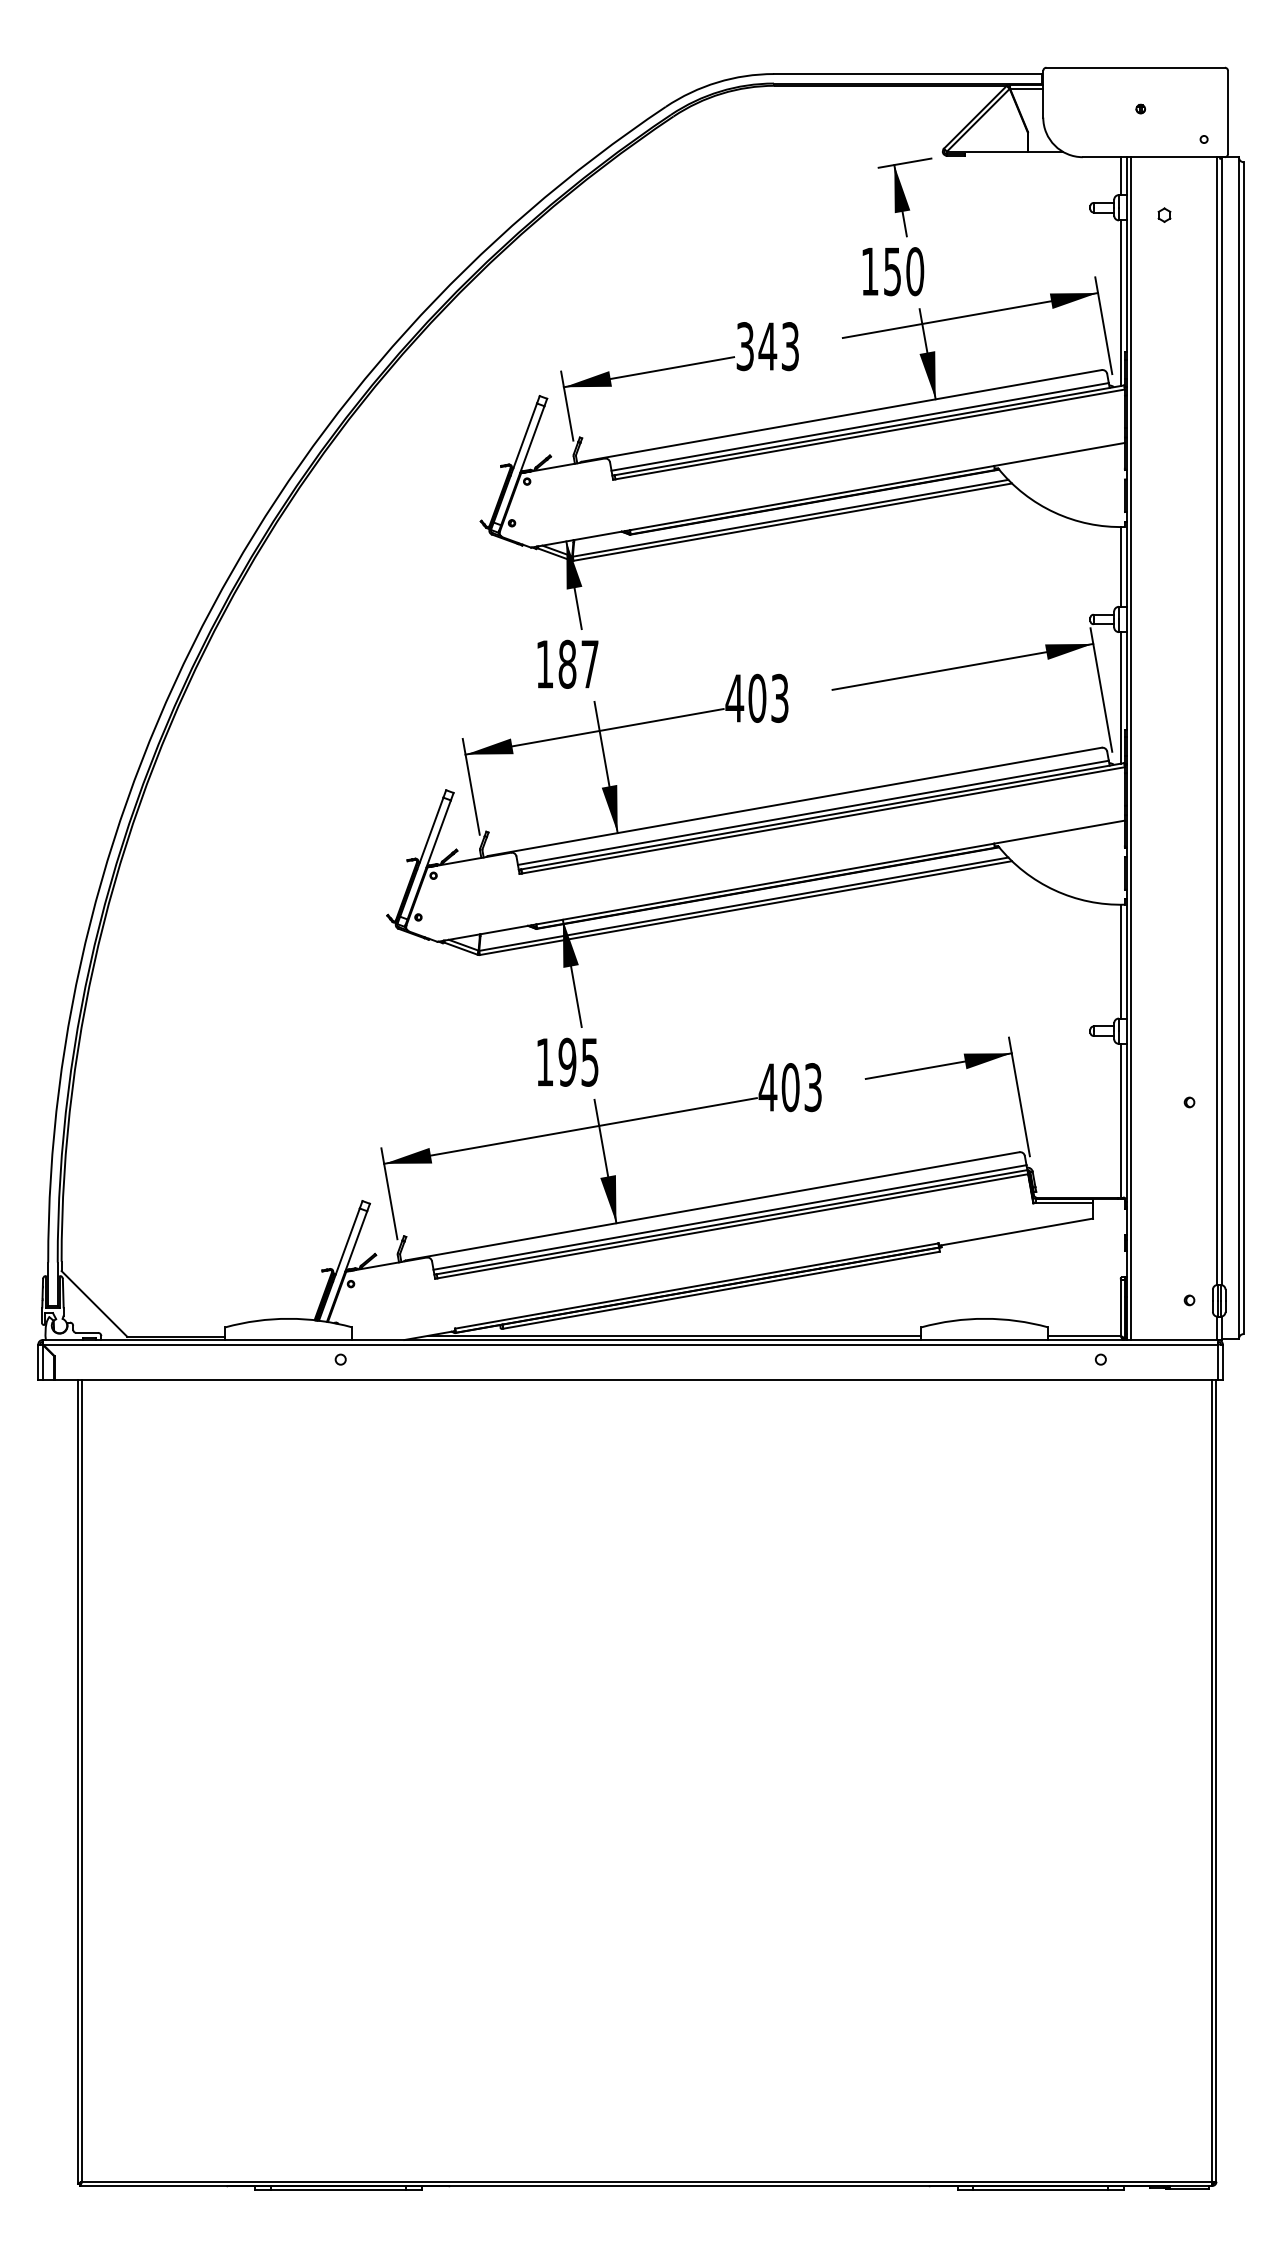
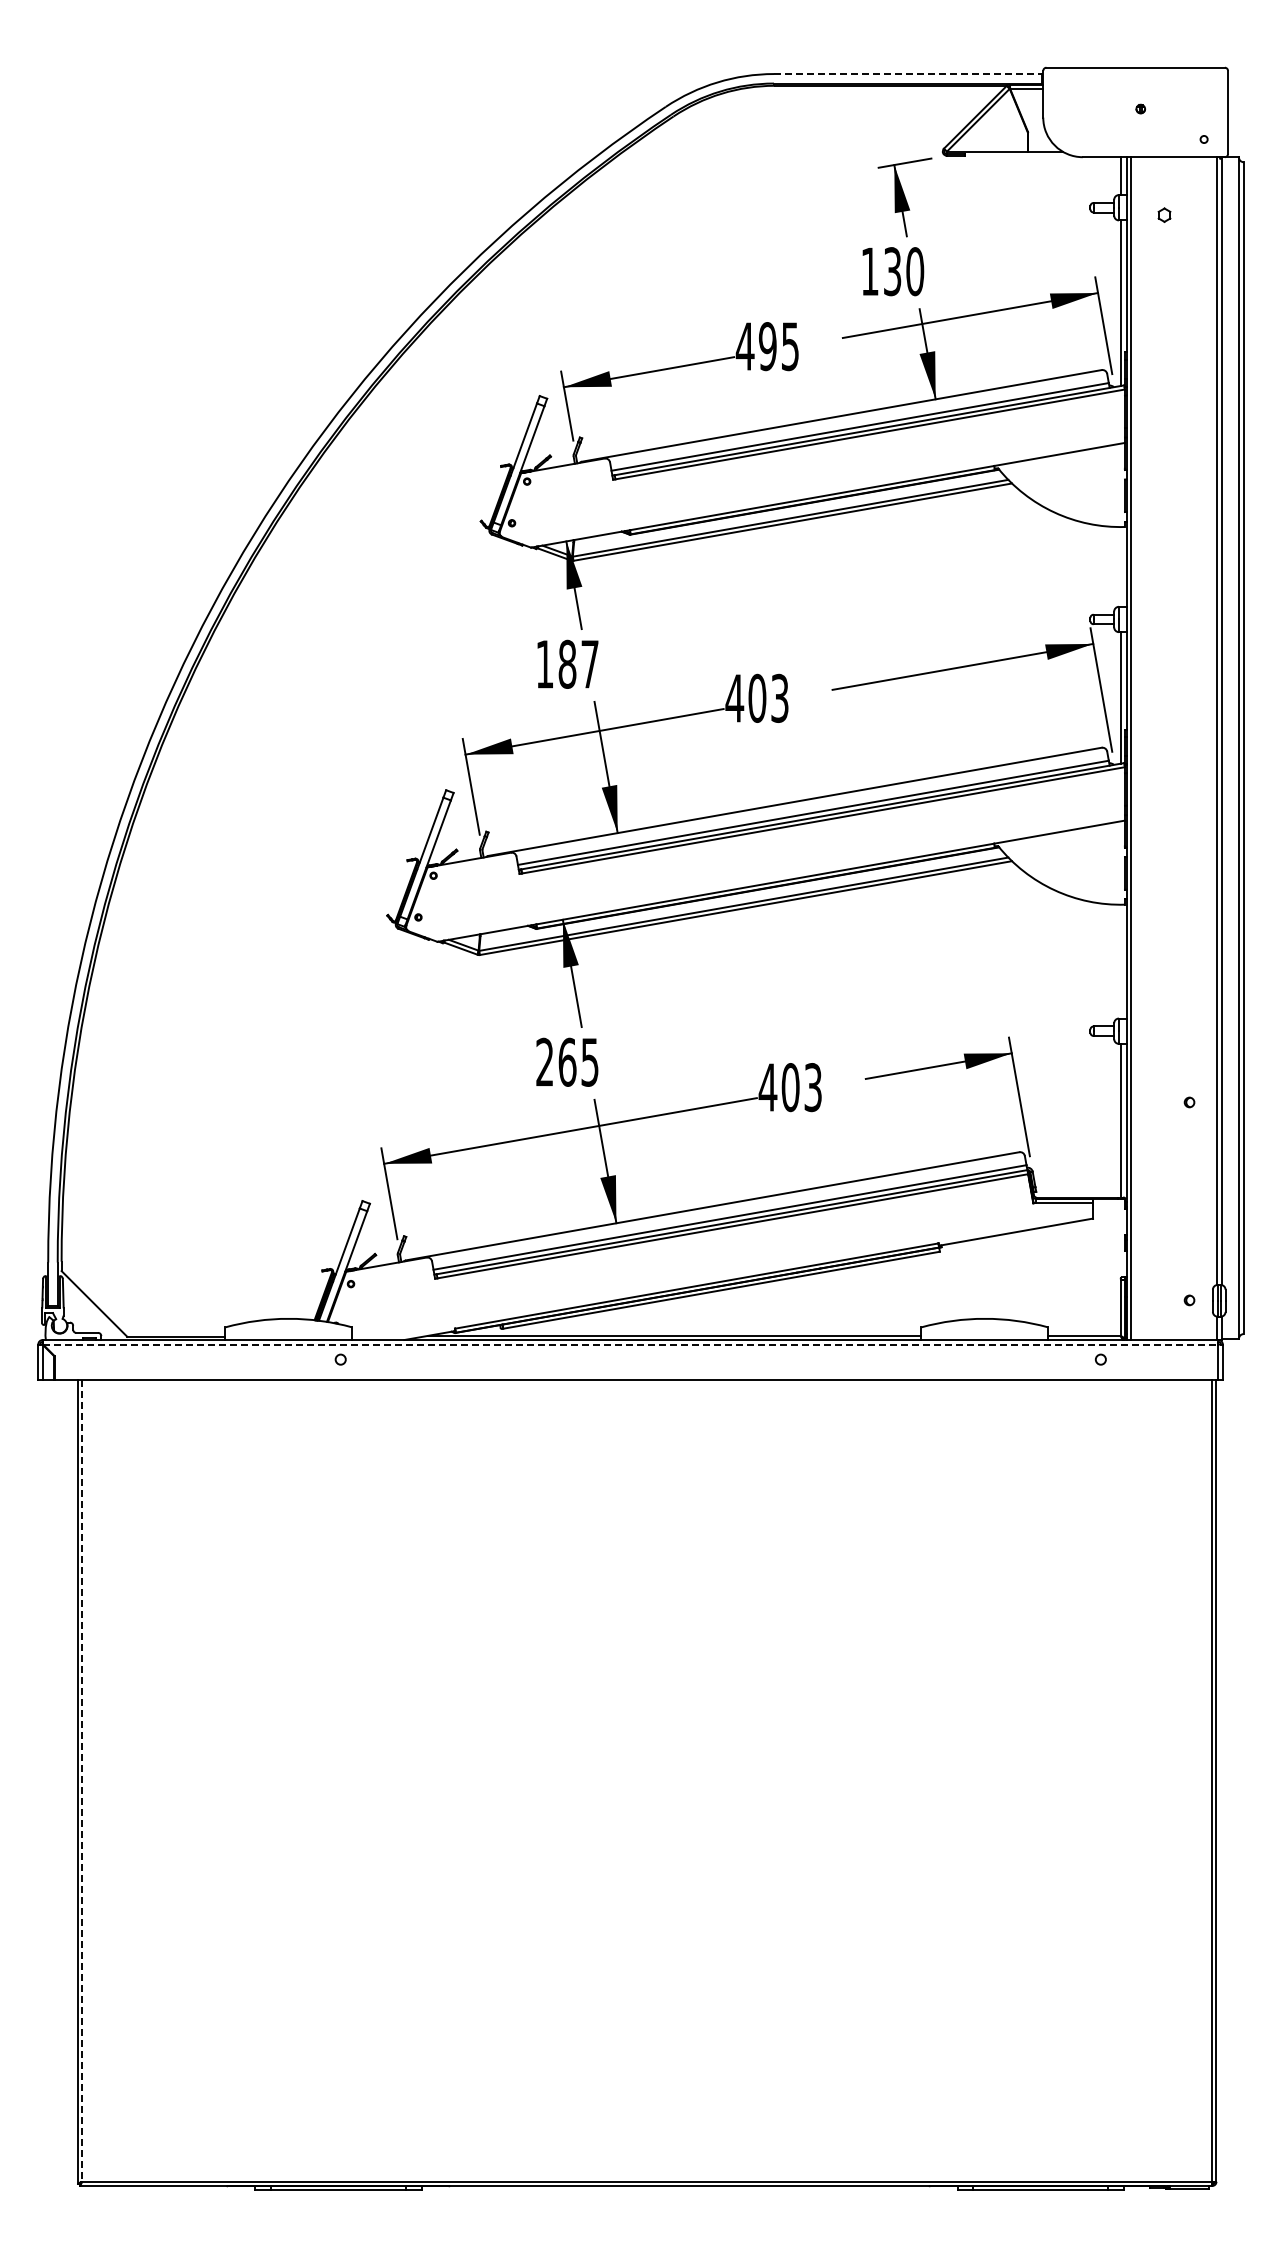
line: solid -> dashed (907, 74)
text: 150 -> 130 (892, 271)
text: 343 -> 495 (766, 346)
line: present -> none (1121, 566)
line: present -> none (1121, 961)
text: 195 -> 265 (556, 1061)
line: solid -> dashed (630, 1344)
line: solid -> dashed (82, 1781)
